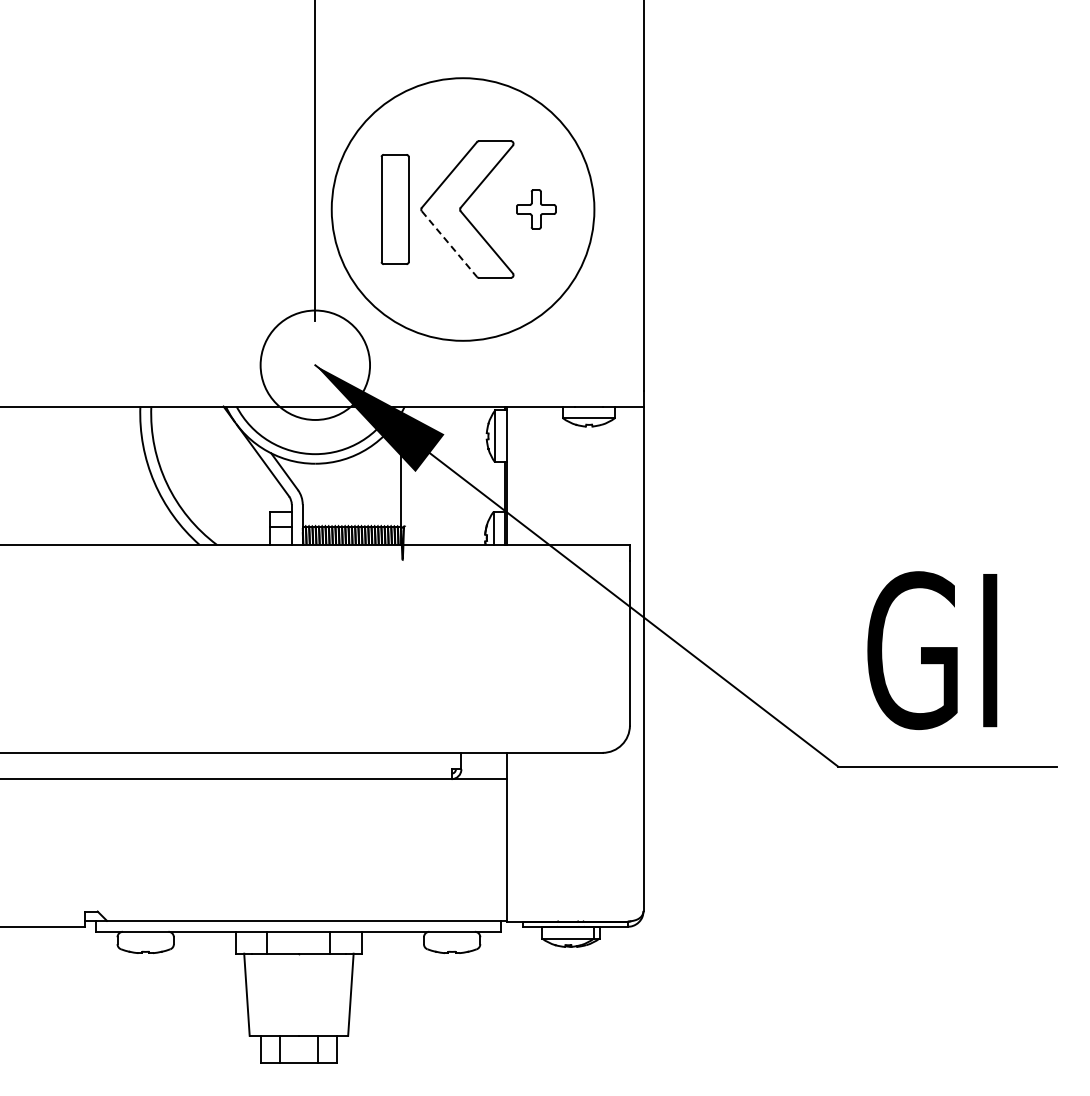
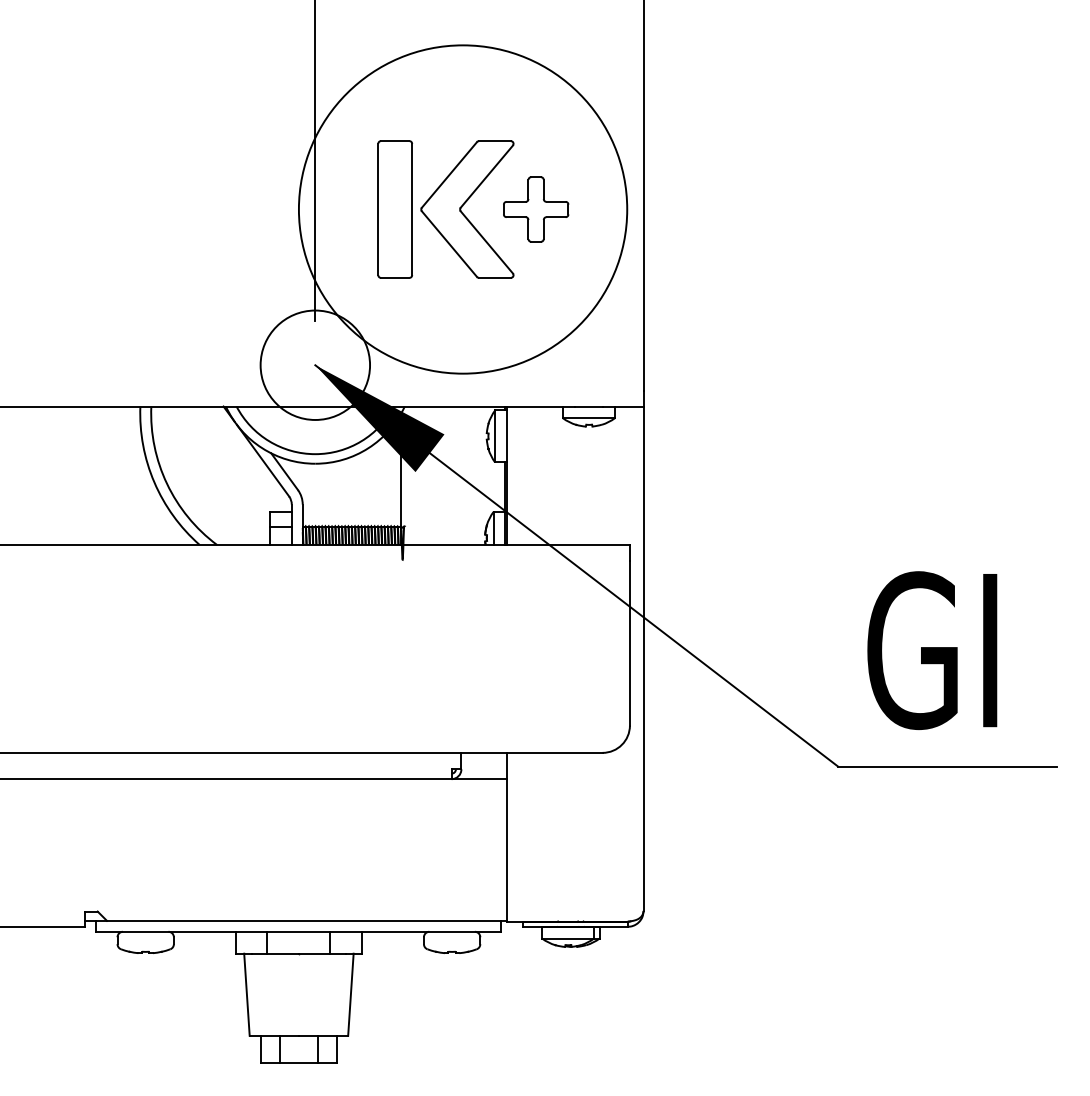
part size: 30x111 px -> 36x139 px (394, 209)
circle diameter: 263 px -> 328 px (462, 209)
part size: 41x41 px -> 67x67 px (536, 209)
line: dashed -> solid (449, 244)
